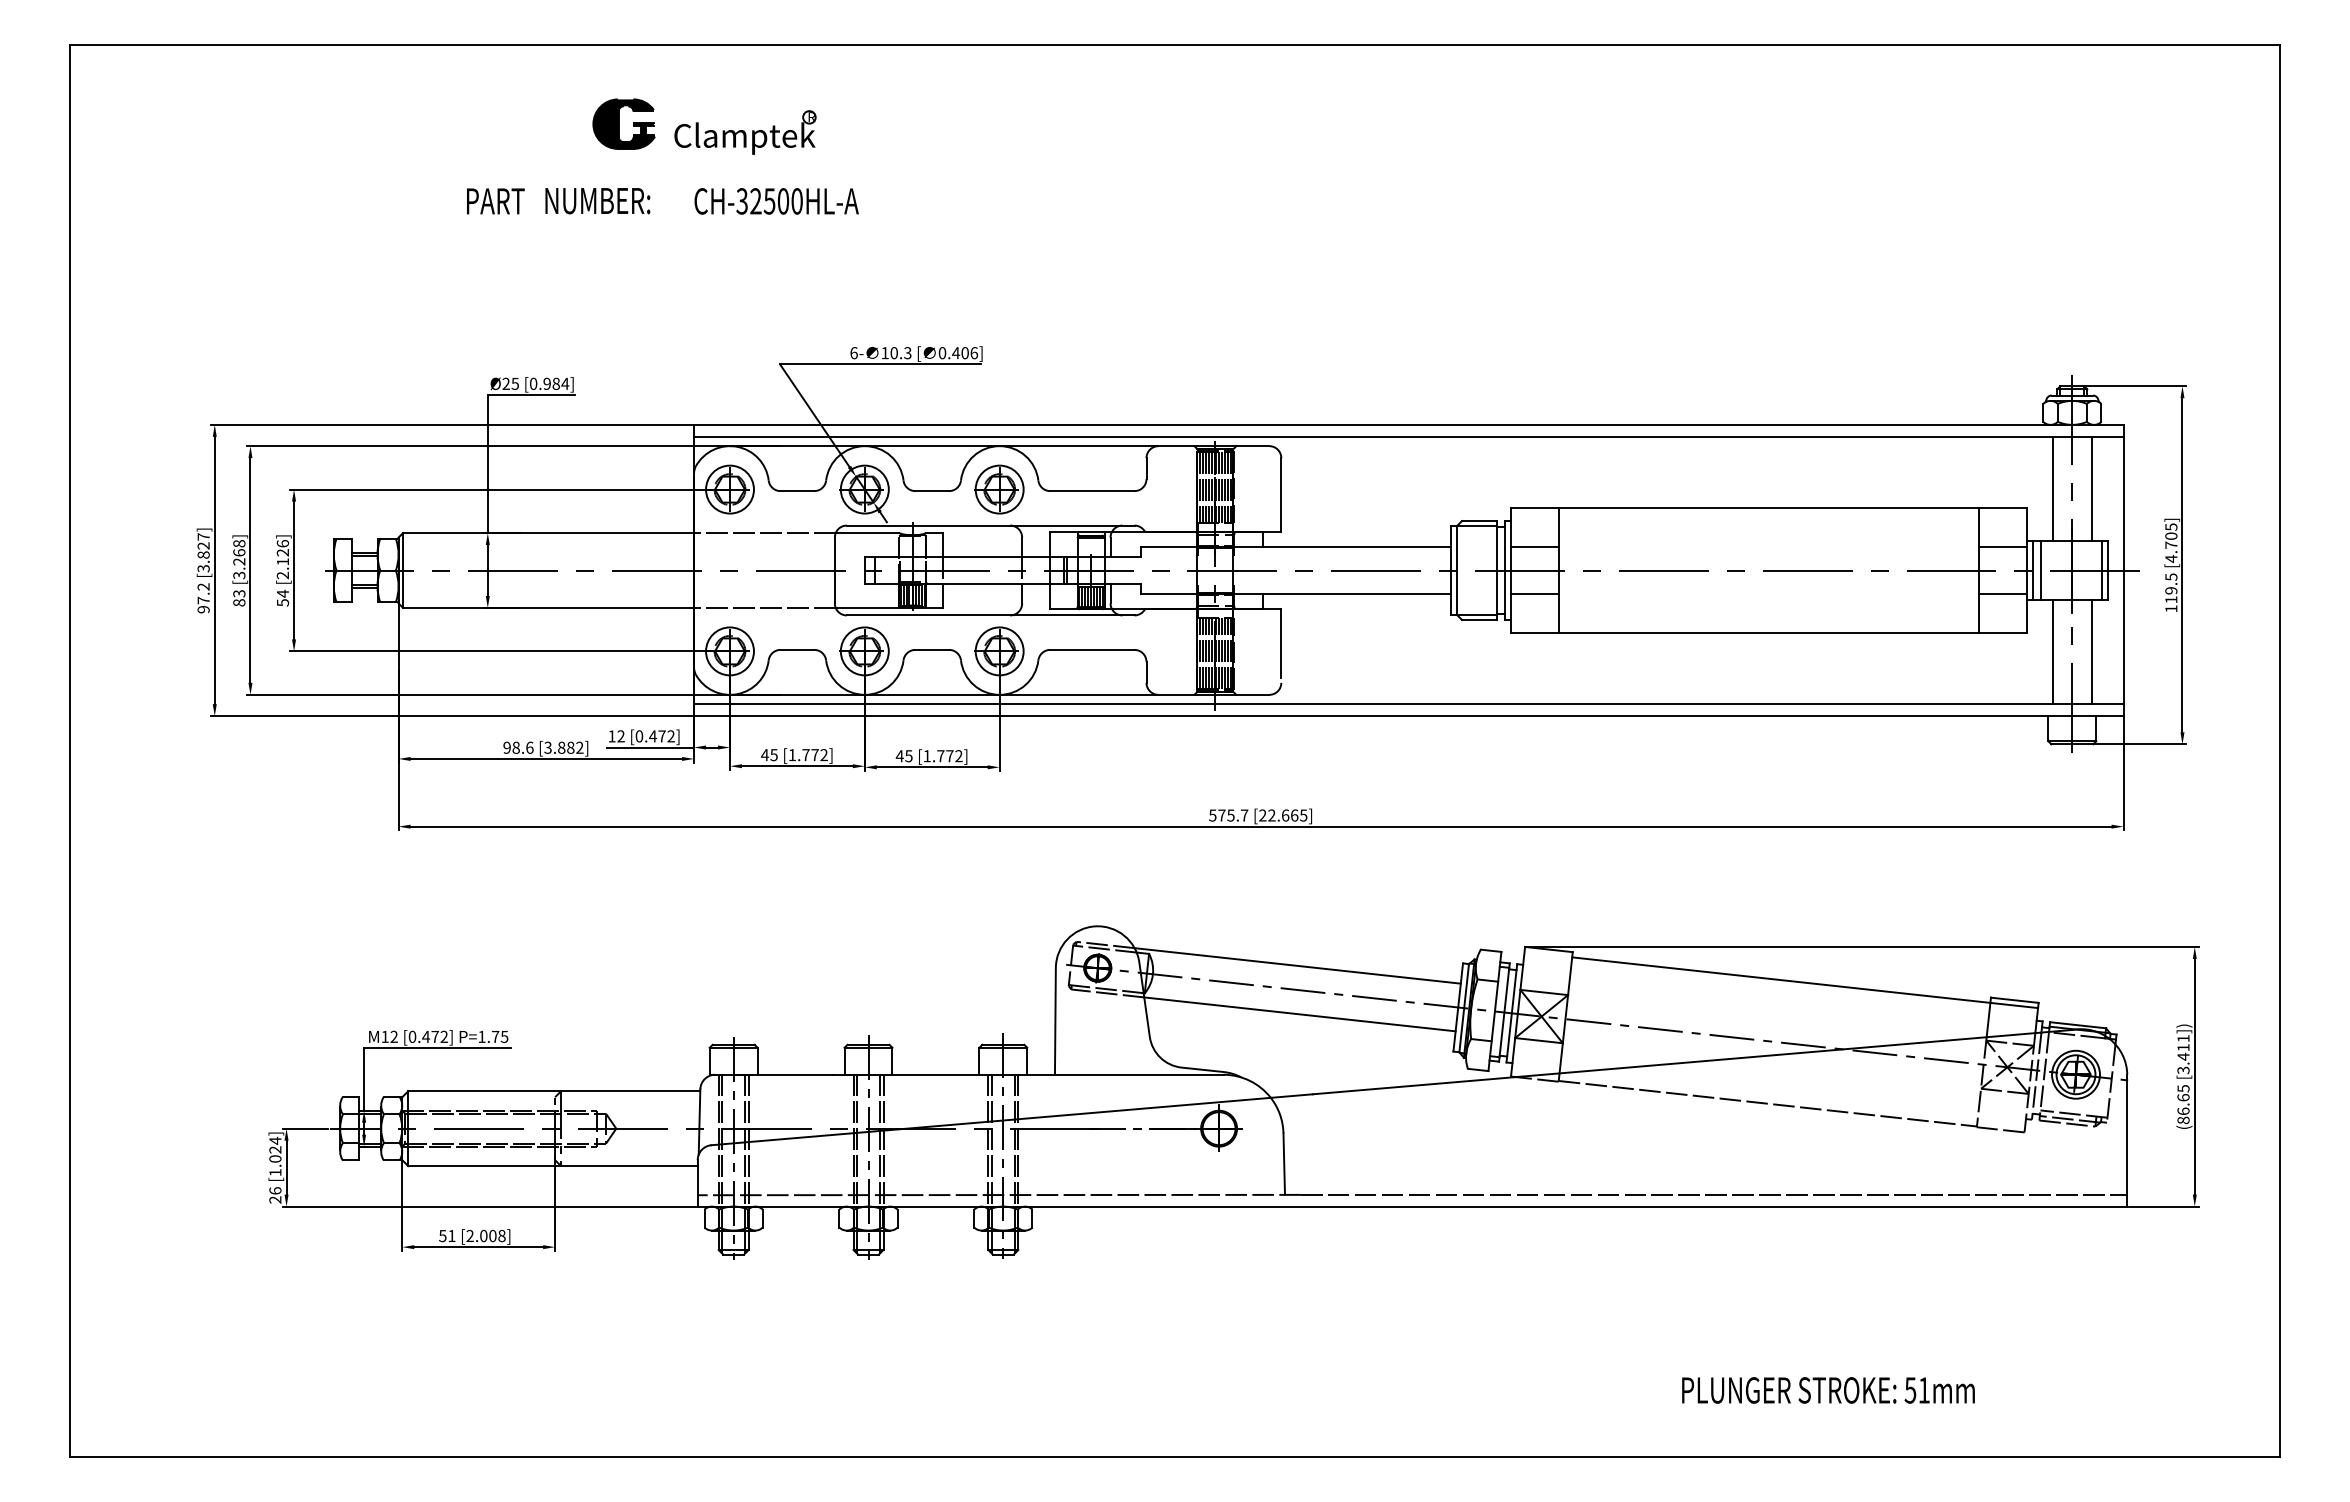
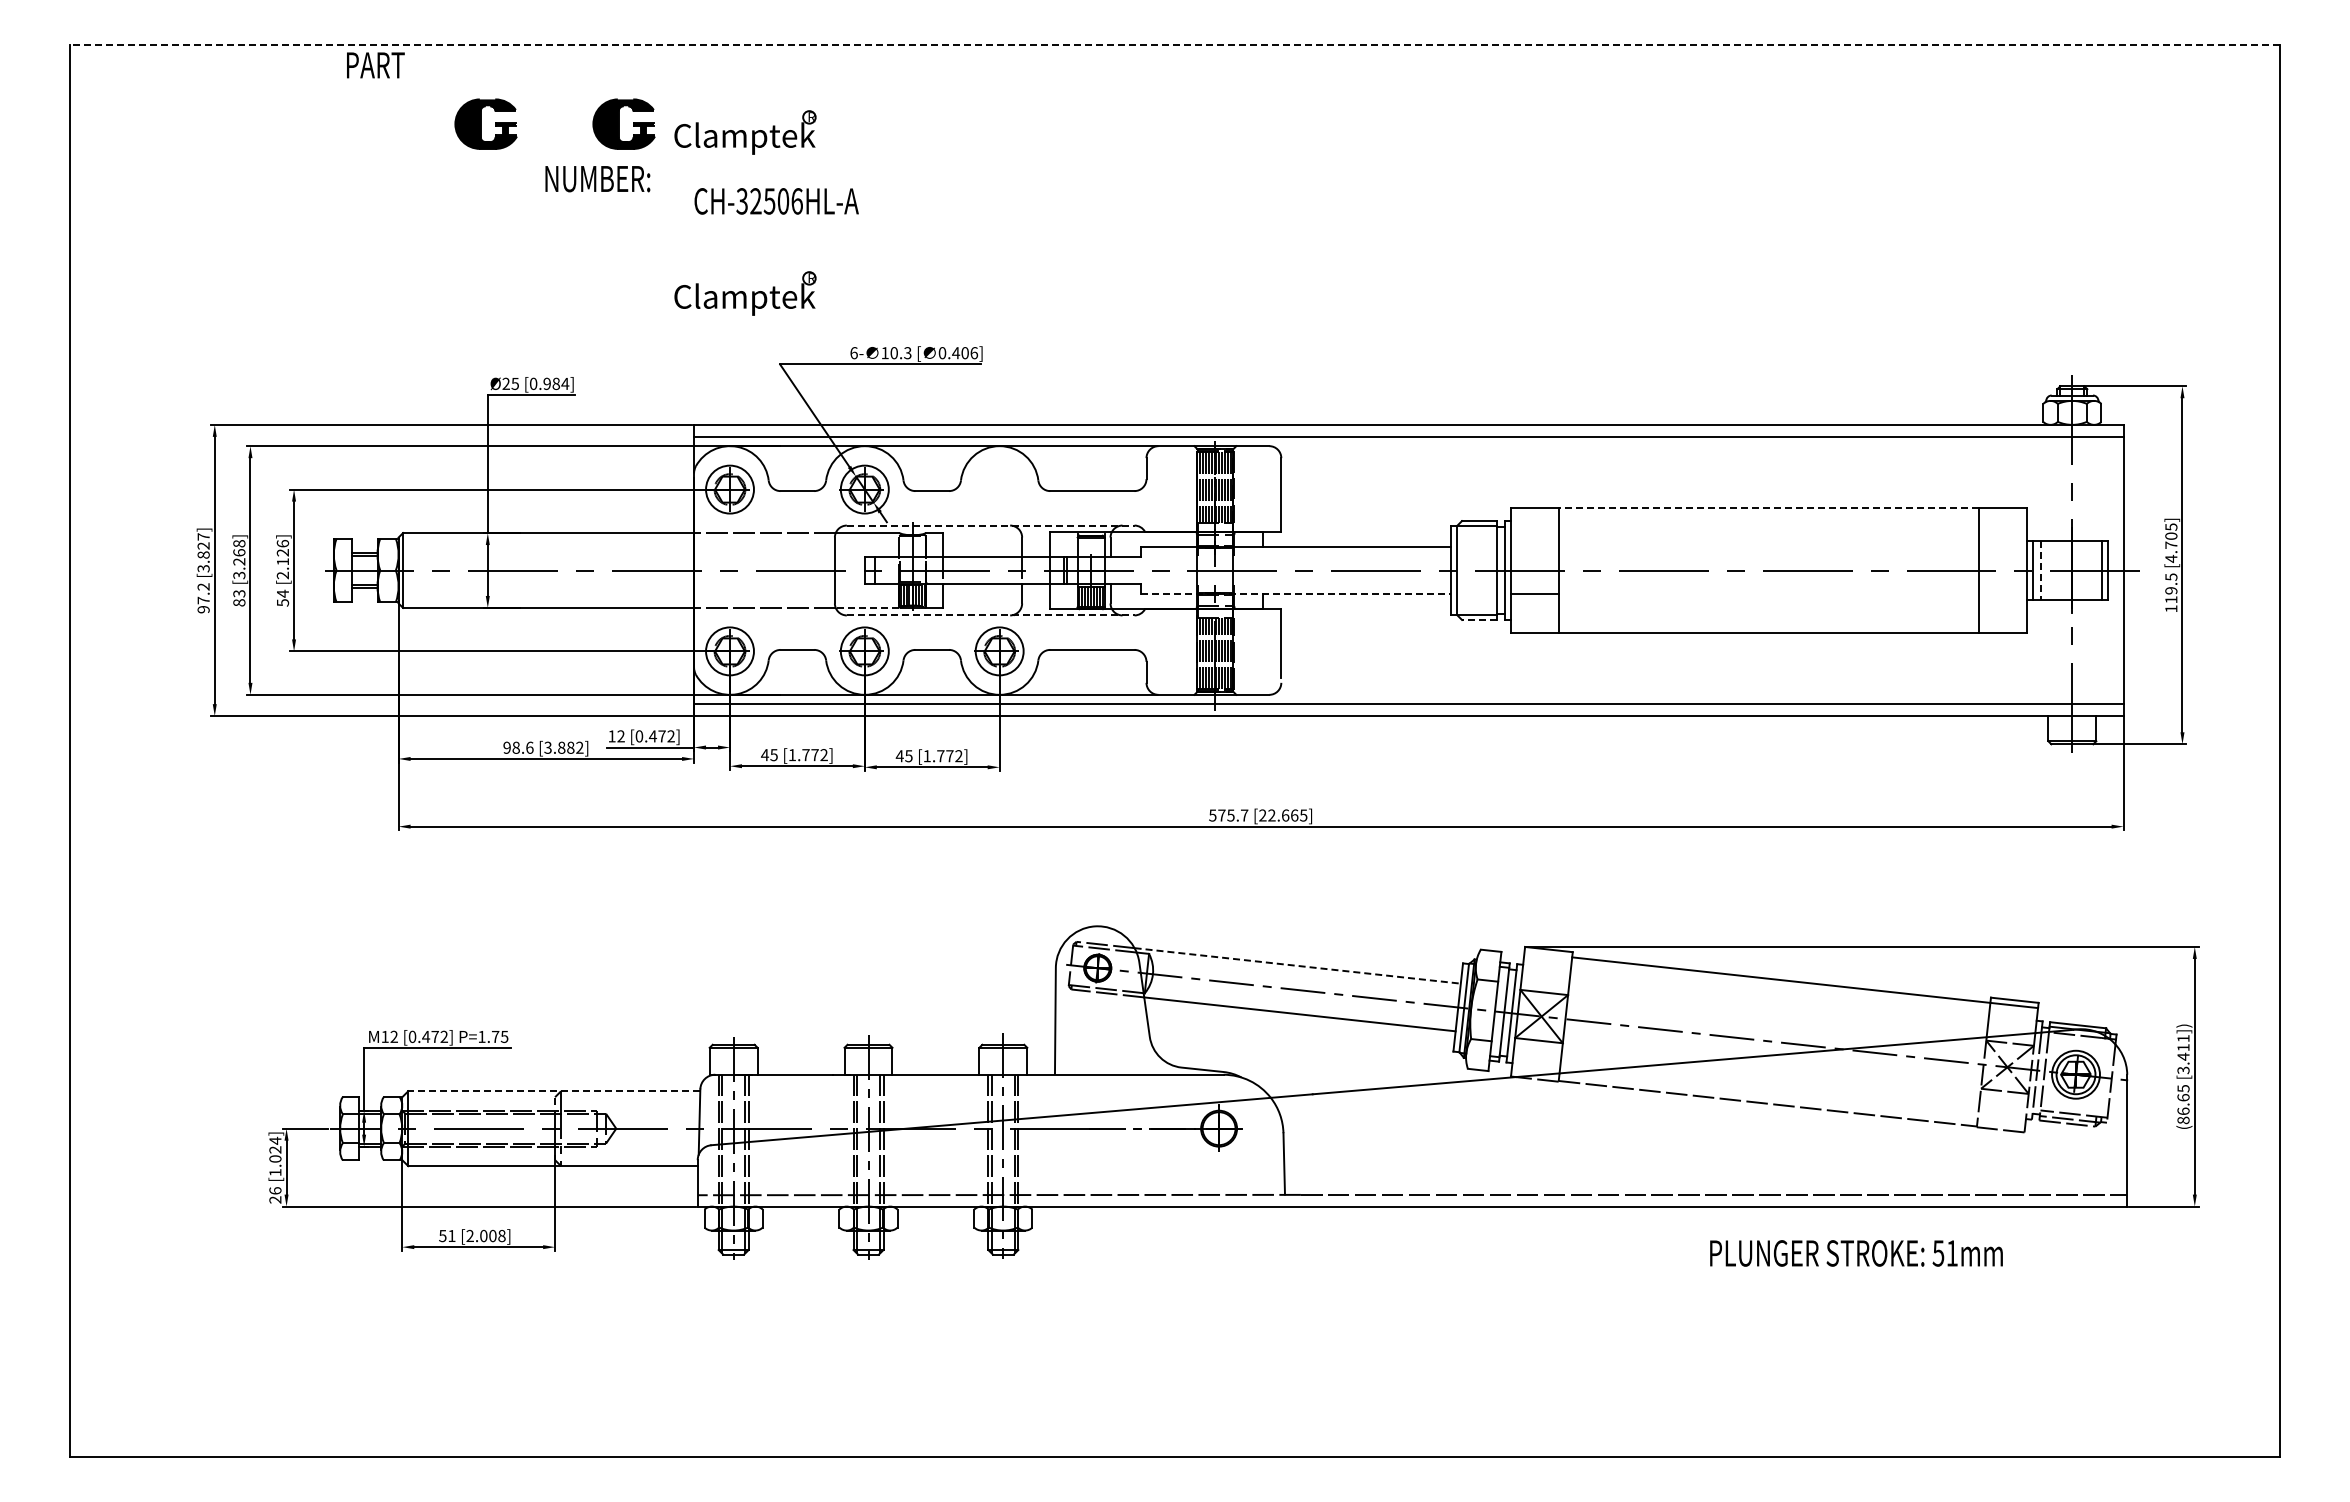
line: solid -> dashed (1174, 45)
part: none -> present (485, 123)
text position: (495, 201) -> (375, 65) (375, 65)
text position: (597, 201) -> (597, 179) (597, 179)
text: CH-32500HL-A -> CH-32506HL-A (796, 201)
part: none -> present (745, 293)
line: present -> none (2052, 488)
line: present -> none (2091, 488)
part: present -> none (999, 489)
line: solid -> dashed (1768, 508)
line: solid -> dashed (990, 525)
line: present -> none (1534, 546)
line: present -> none (2003, 546)
line: solid -> dashed (2040, 570)
line: solid -> dashed (1296, 594)
line: present -> none (2003, 594)
line: solid -> dashed (867, 607)
line: solid -> dashed (990, 615)
line: solid -> dashed (1479, 619)
line: present -> none (2052, 652)
line: present -> none (2091, 652)
line: solid -> dashed (1298, 965)
line: solid -> dashed (553, 1091)
text position: (1828, 1390) -> (1856, 1253) (1856, 1253)
